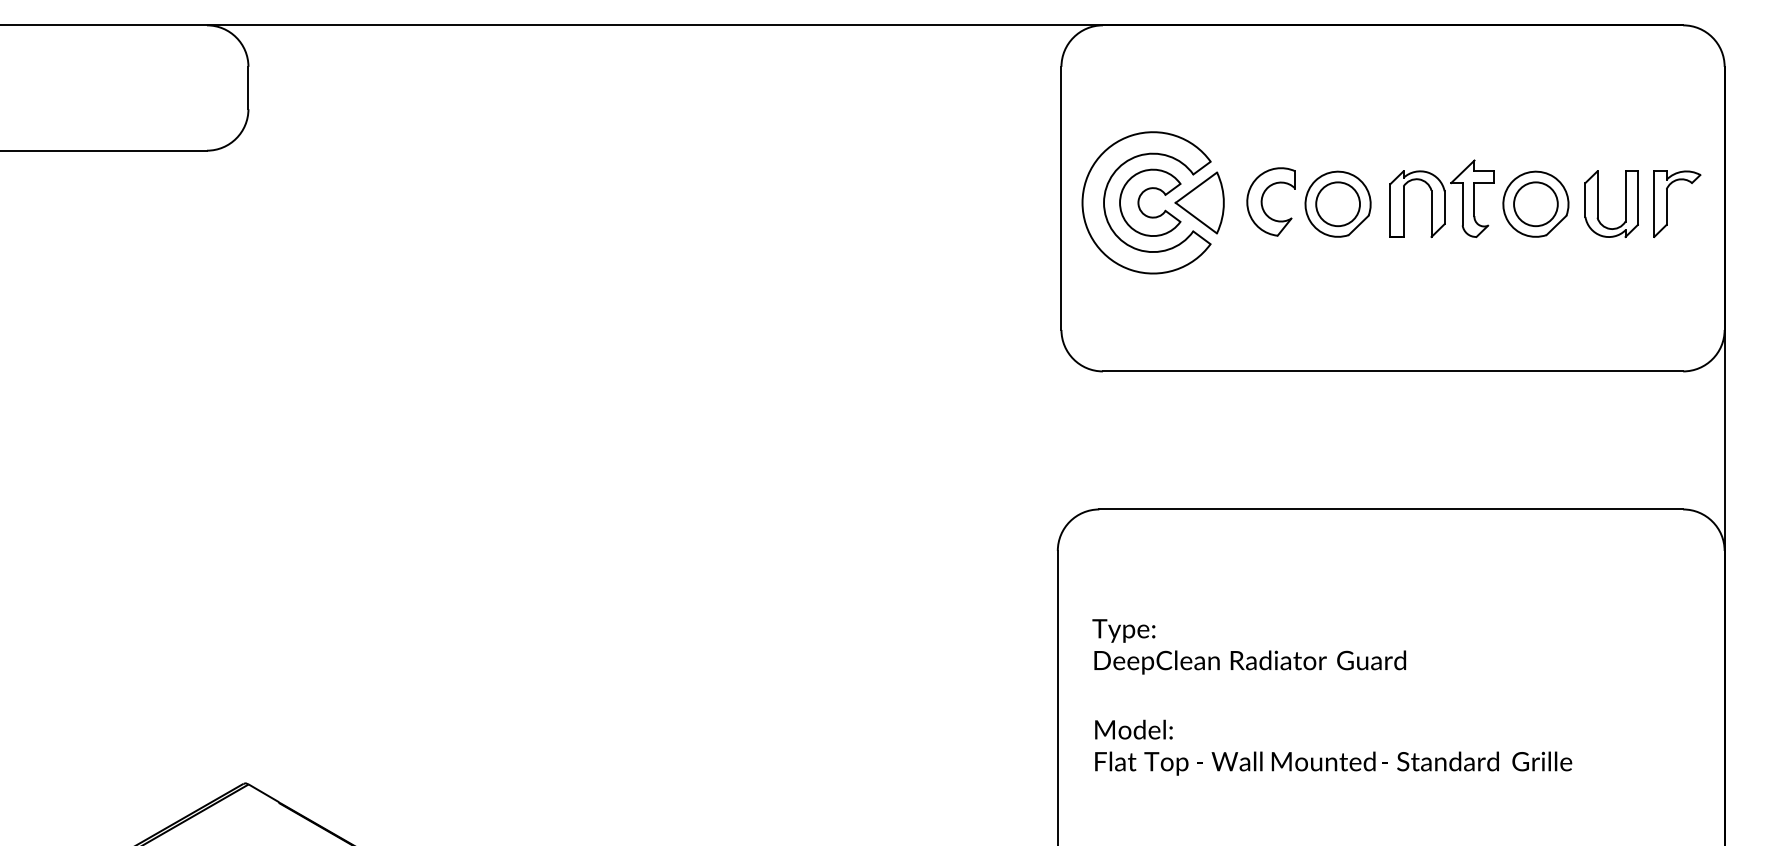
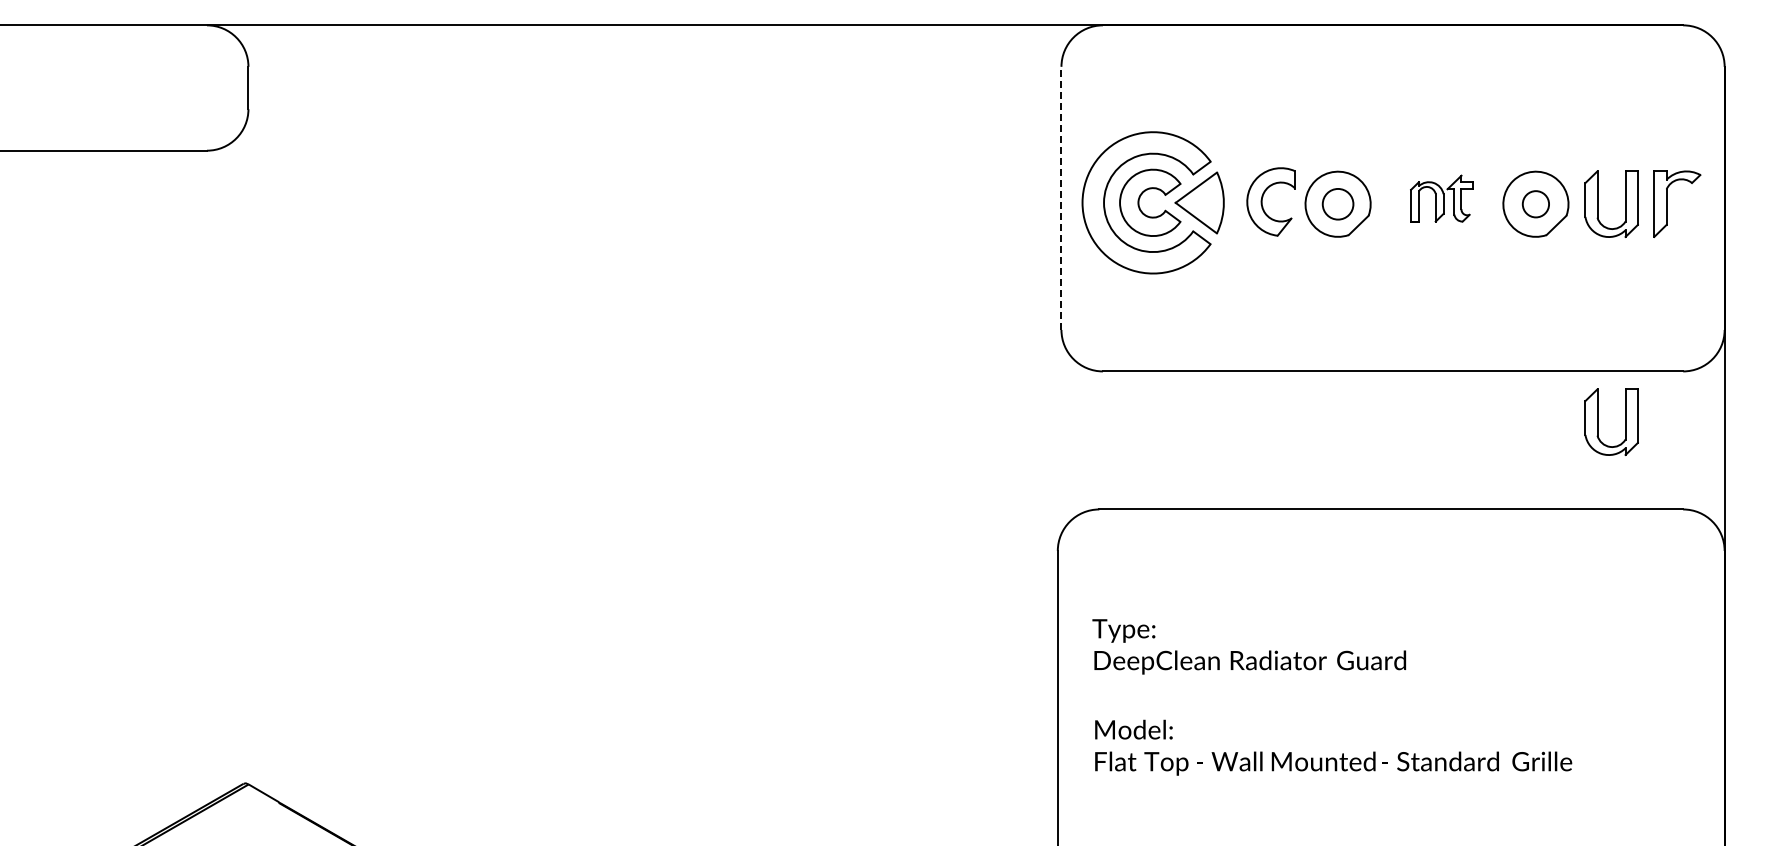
line: solid -> dashed (1061, 198)
part size: 106x79 px -> 64x49 px (1441, 198)
circle diameter: 44 px -> 31 px (1337, 203)
circle diameter: 44 px -> 26 px (1535, 204)
part: none -> present (1598, 421)
